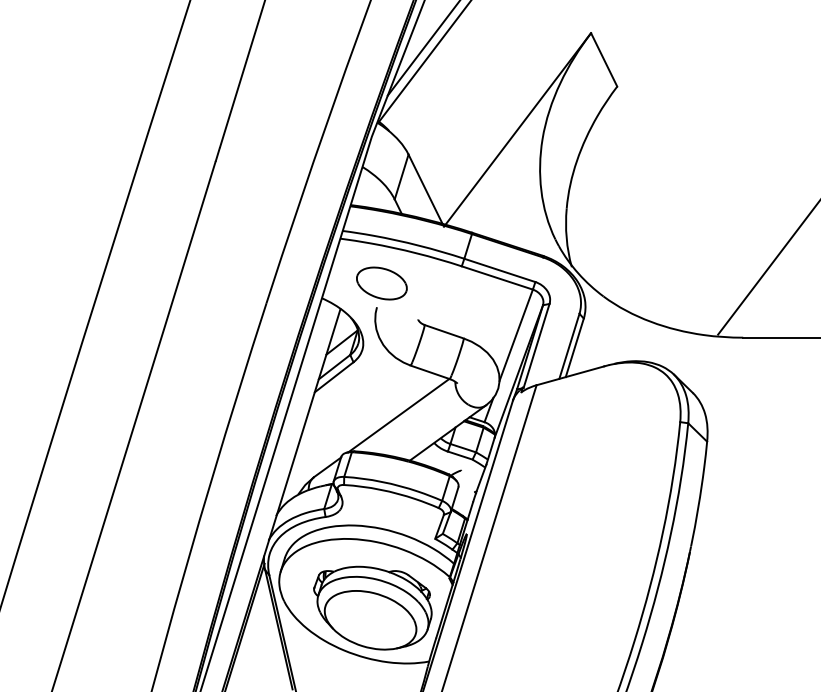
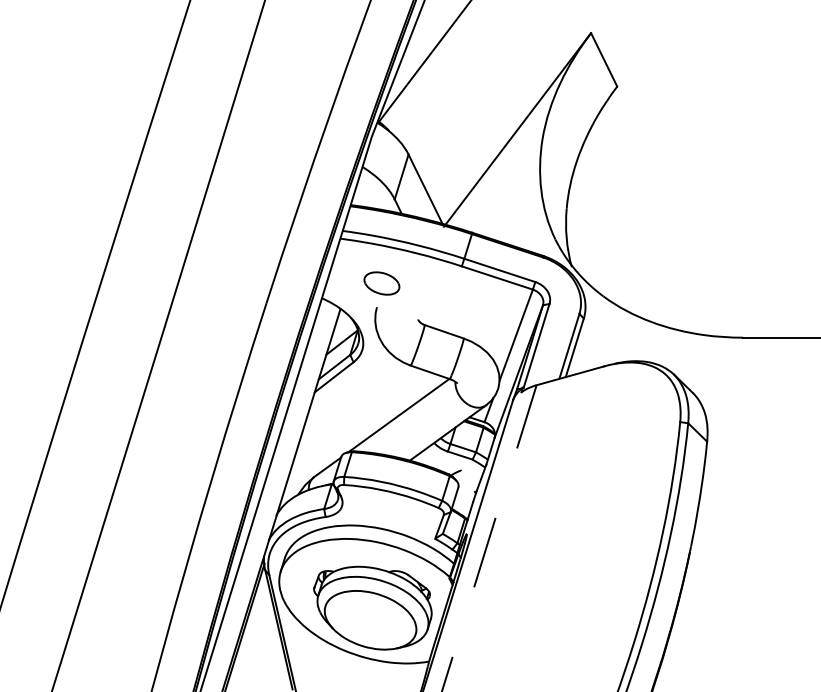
line: present -> none (422, 48)
line: present -> none (767, 268)
part size: 52x35 px -> 38x25 px (381, 283)
line: solid -> dashed (489, 538)
